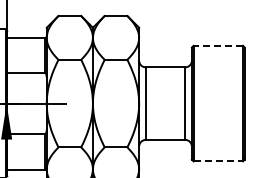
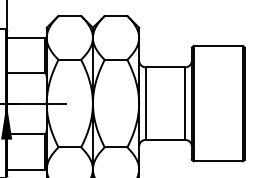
line: dashed -> solid (218, 45)
line: dashed -> solid (218, 161)
